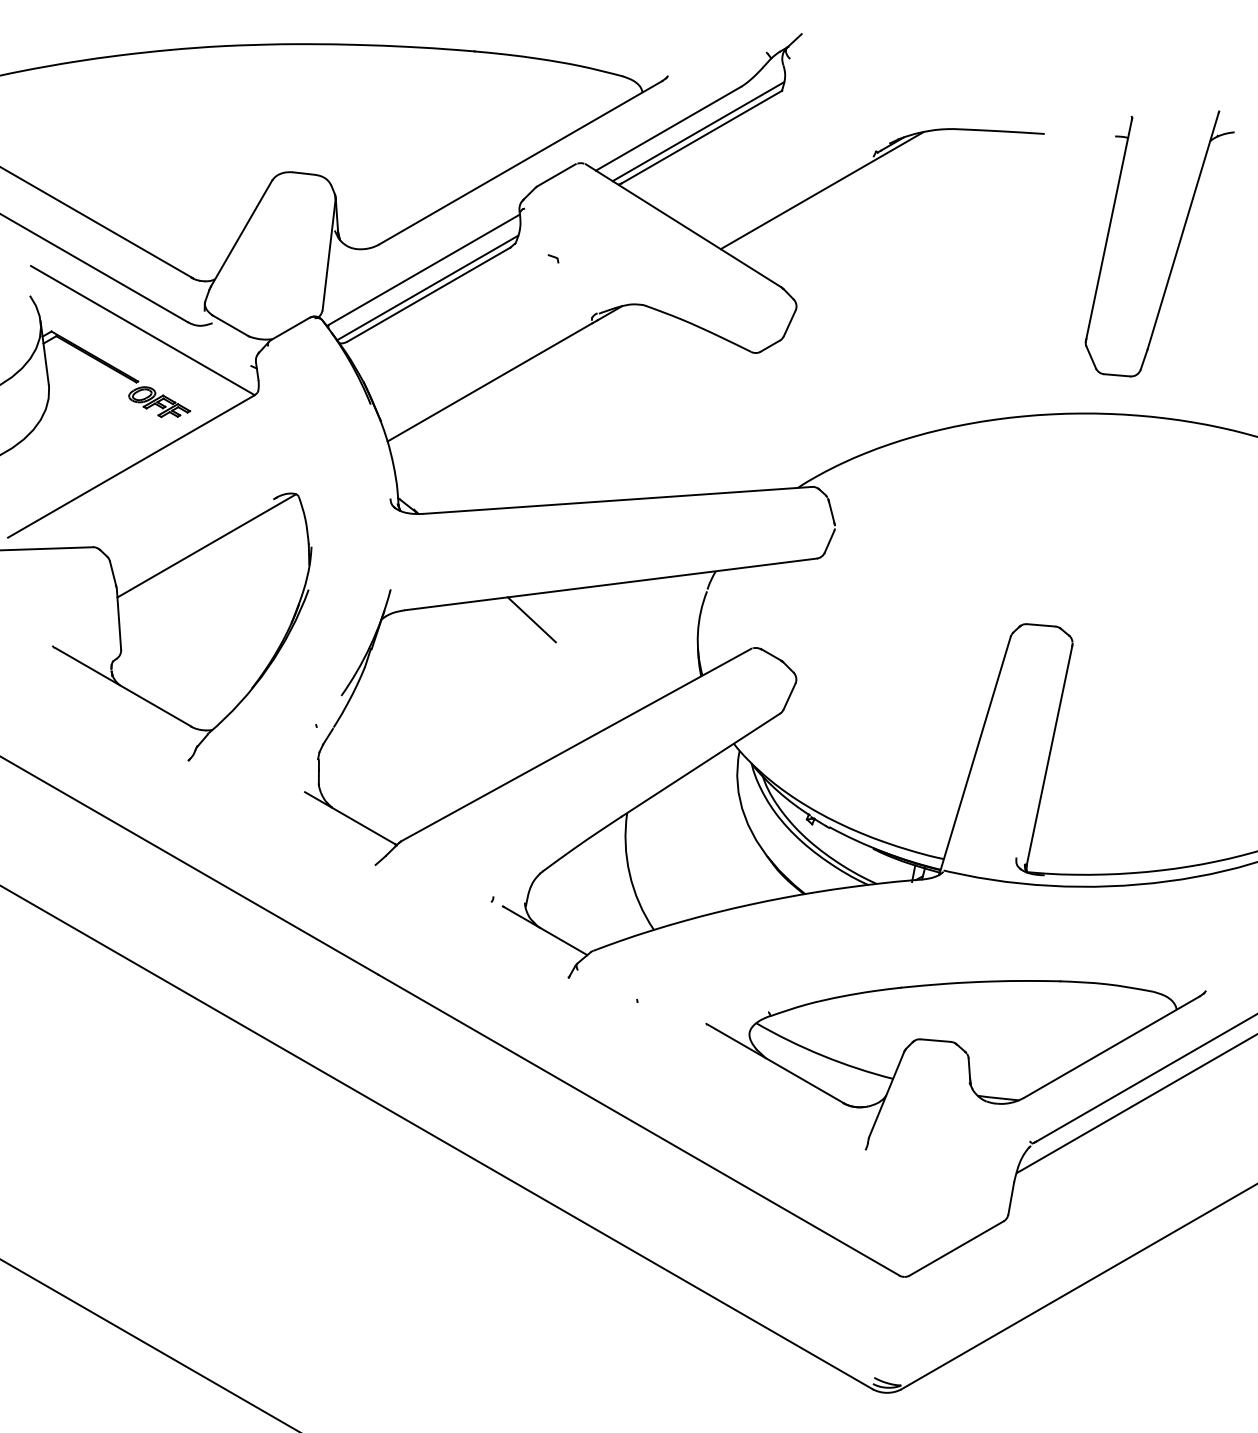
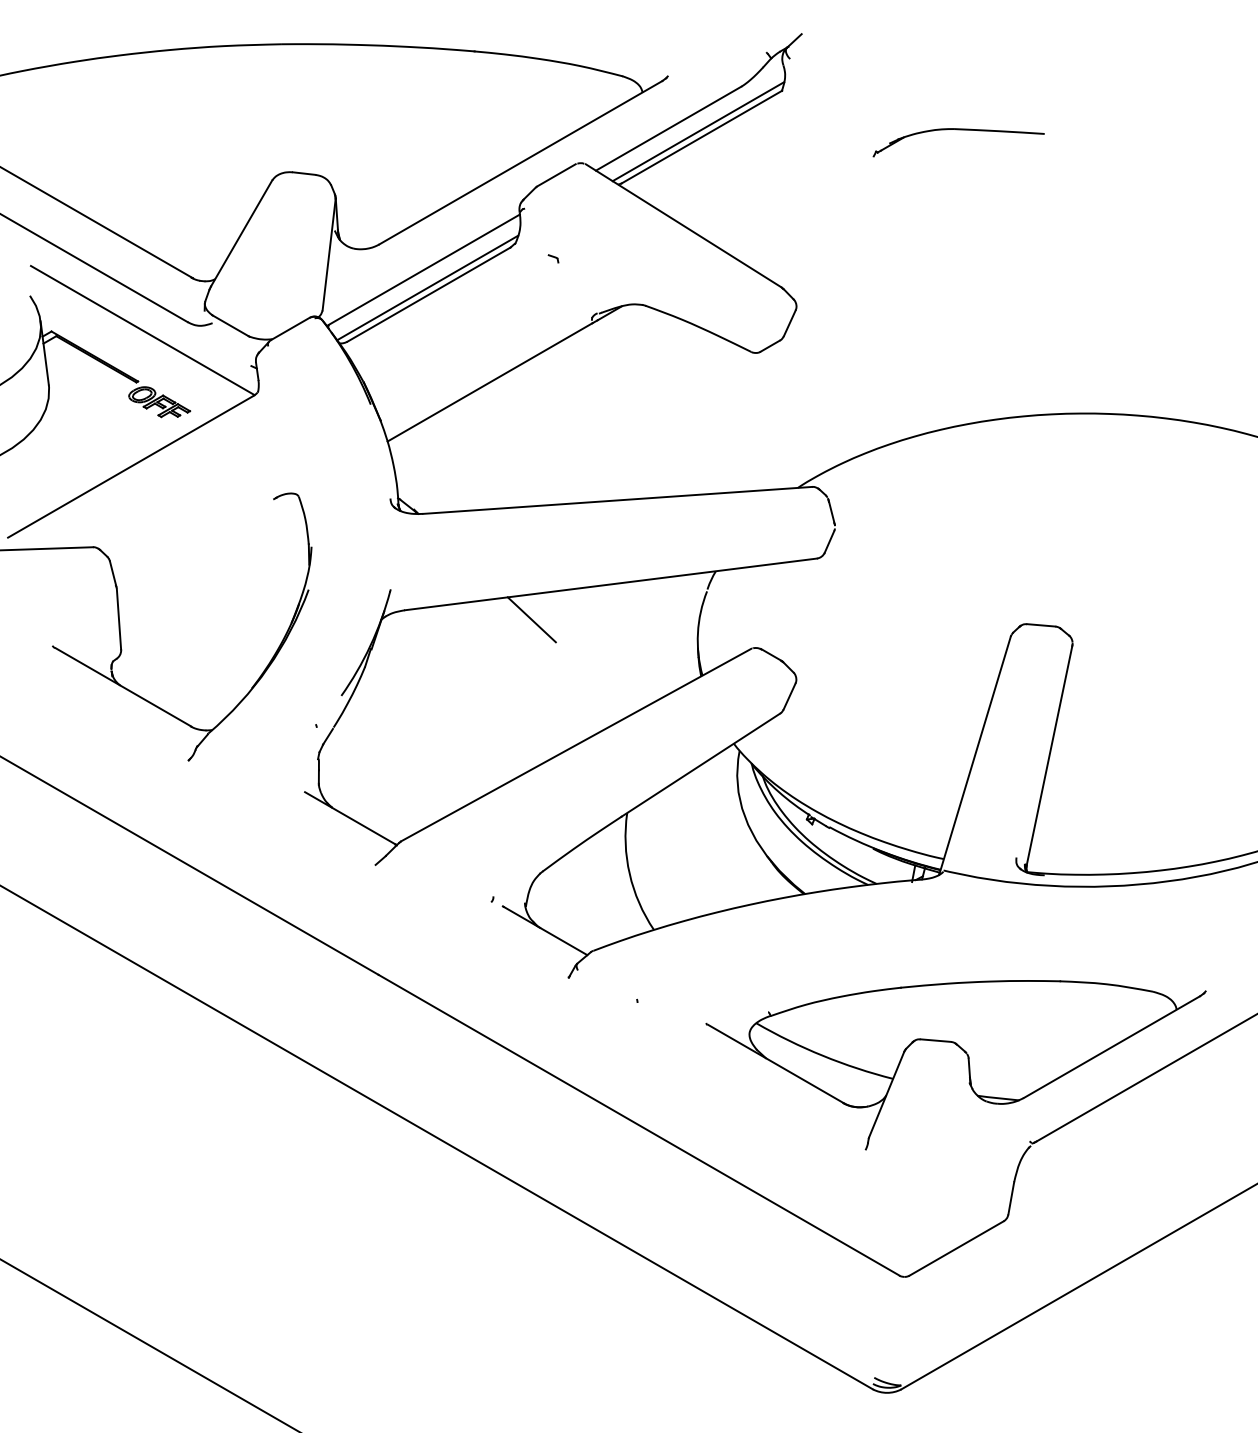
line: present -> none (821, 190)
part: present -> none (1176, 249)
line: present -> none (206, 545)
line: present -> none (1135, 1104)
